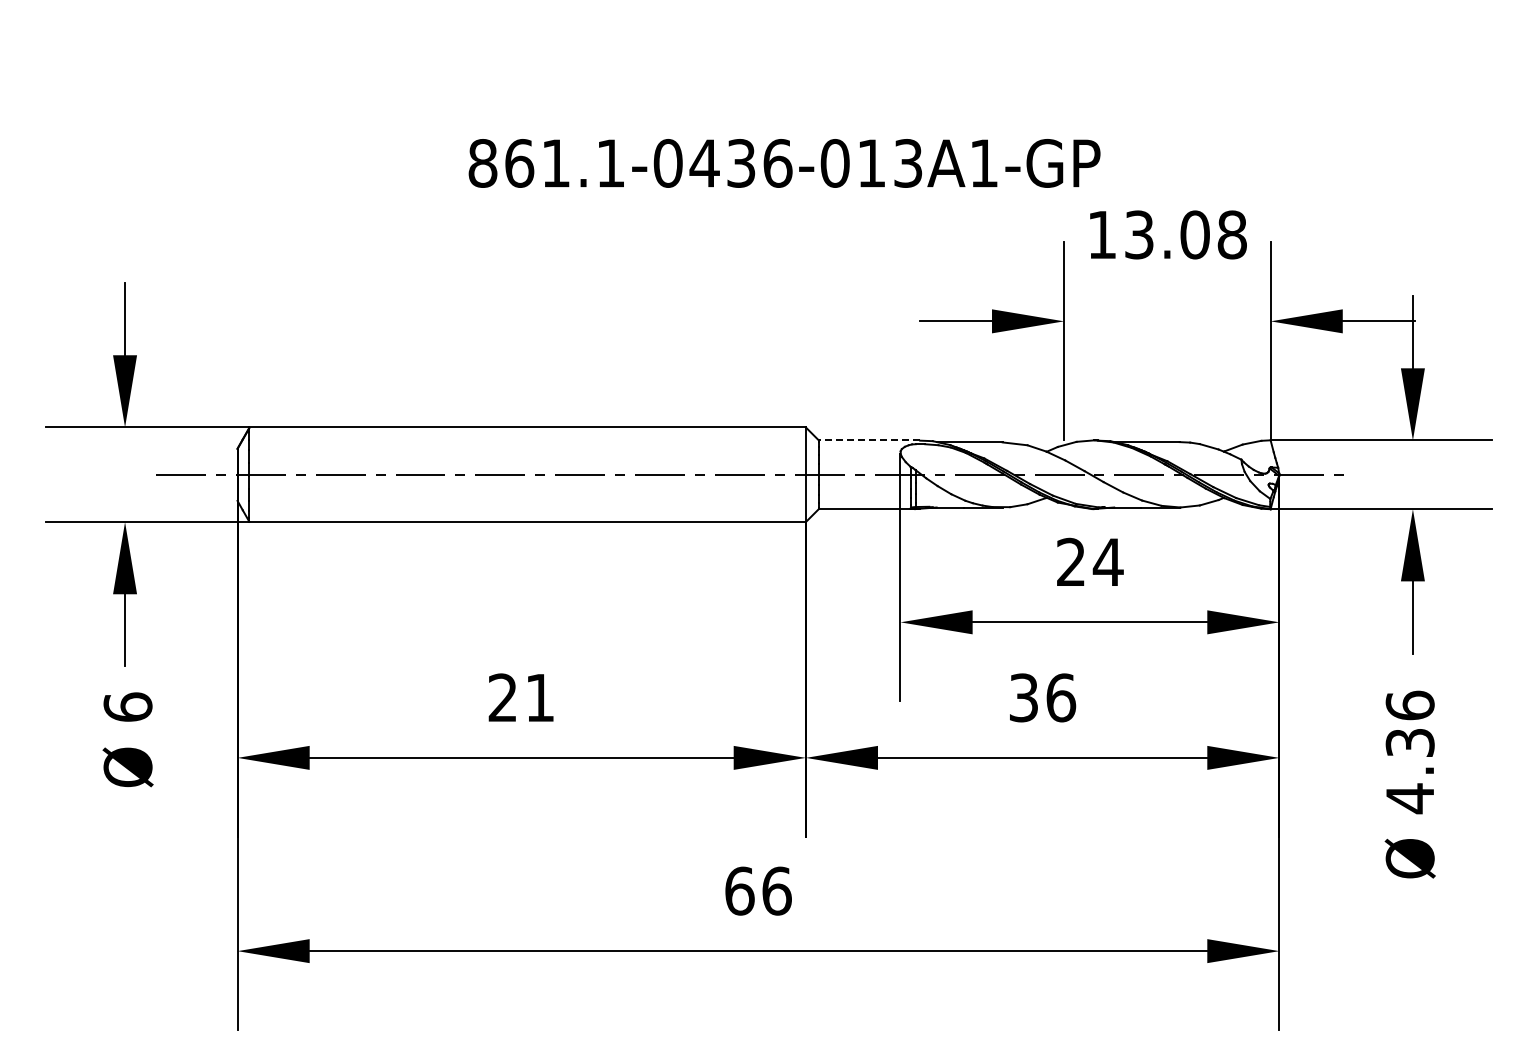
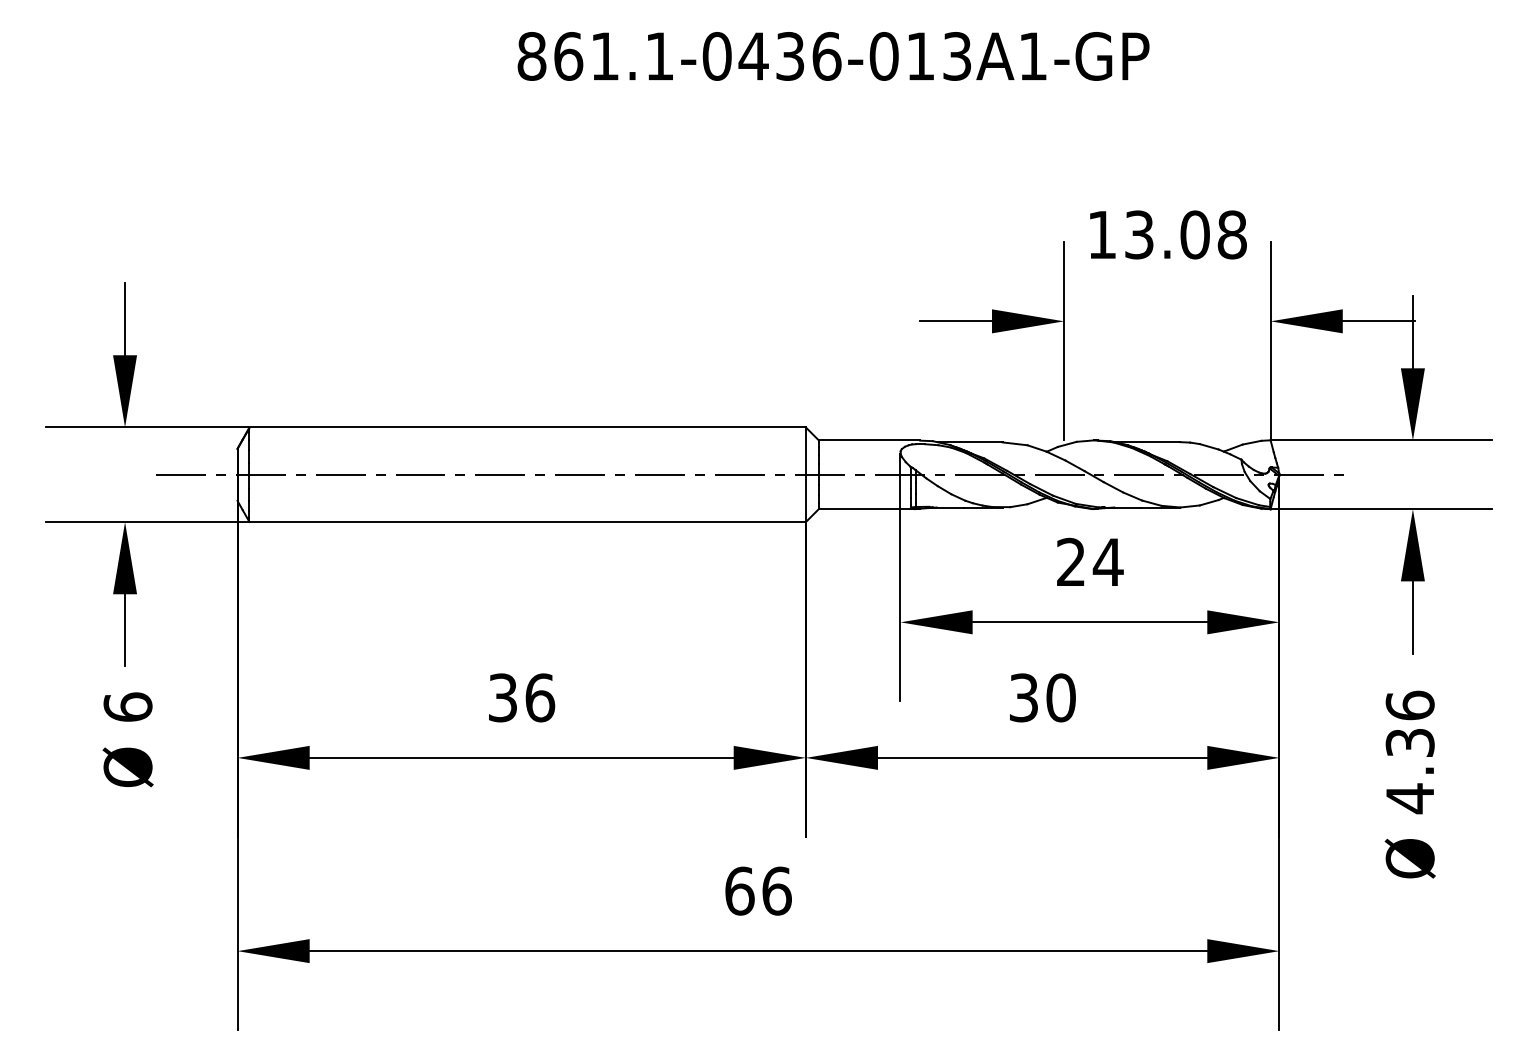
text position: (784, 163) -> (833, 56) (833, 56)
line: dashed -> solid (869, 440)
text: 21 -> 36 (521, 697)
text: 36 -> 30 (1061, 697)
